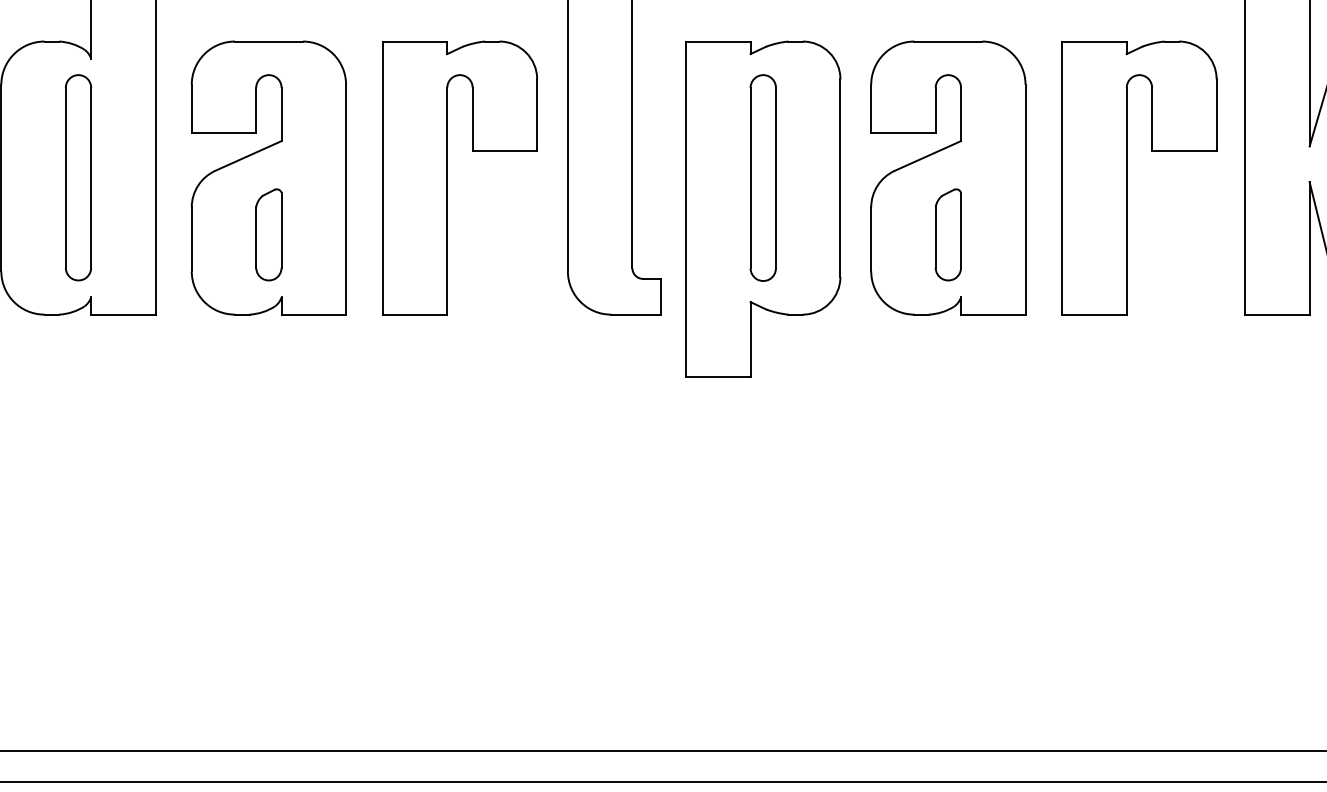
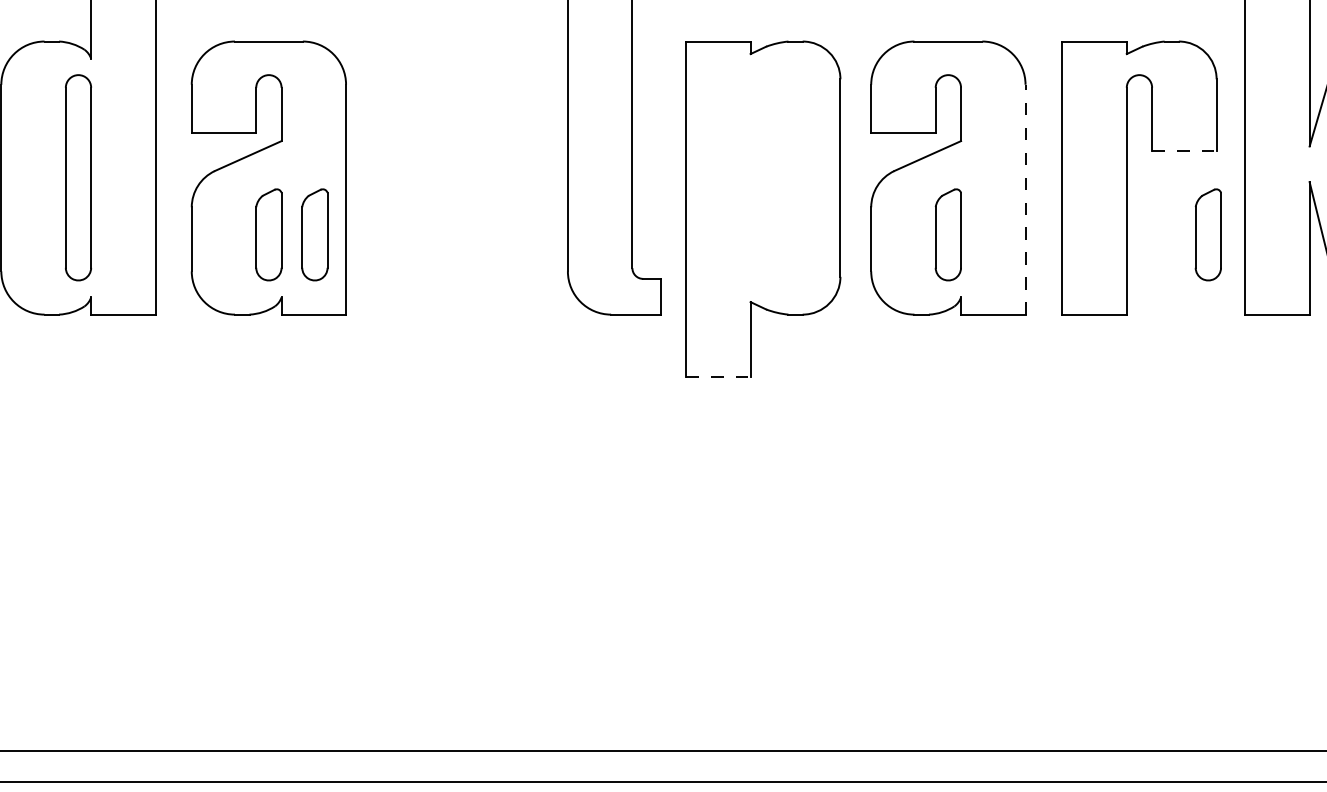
line: solid -> dashed (1184, 150)
part: present -> none (447, 177)
part: present -> none (762, 177)
line: solid -> dashed (1025, 199)
part: none -> present (314, 234)
part: none -> present (1207, 234)
line: solid -> dashed (718, 376)
